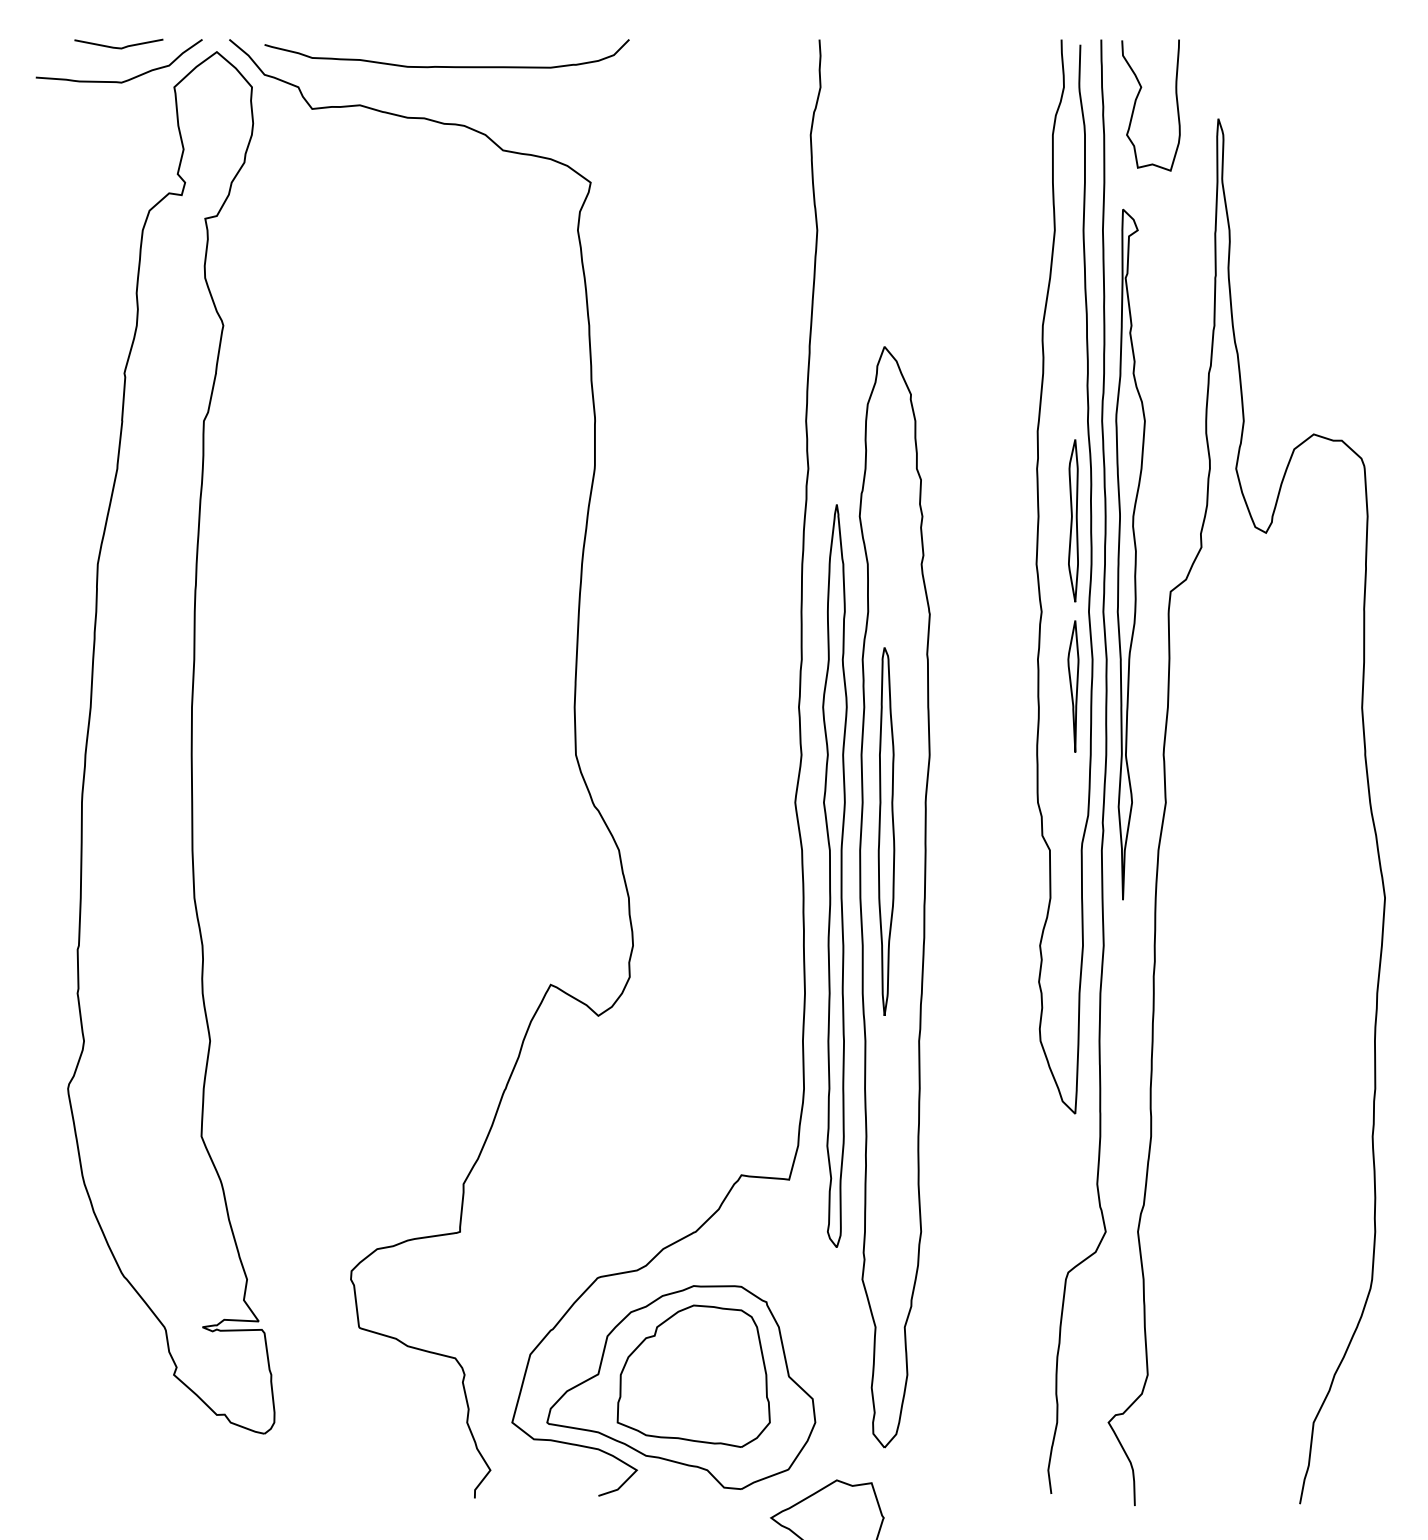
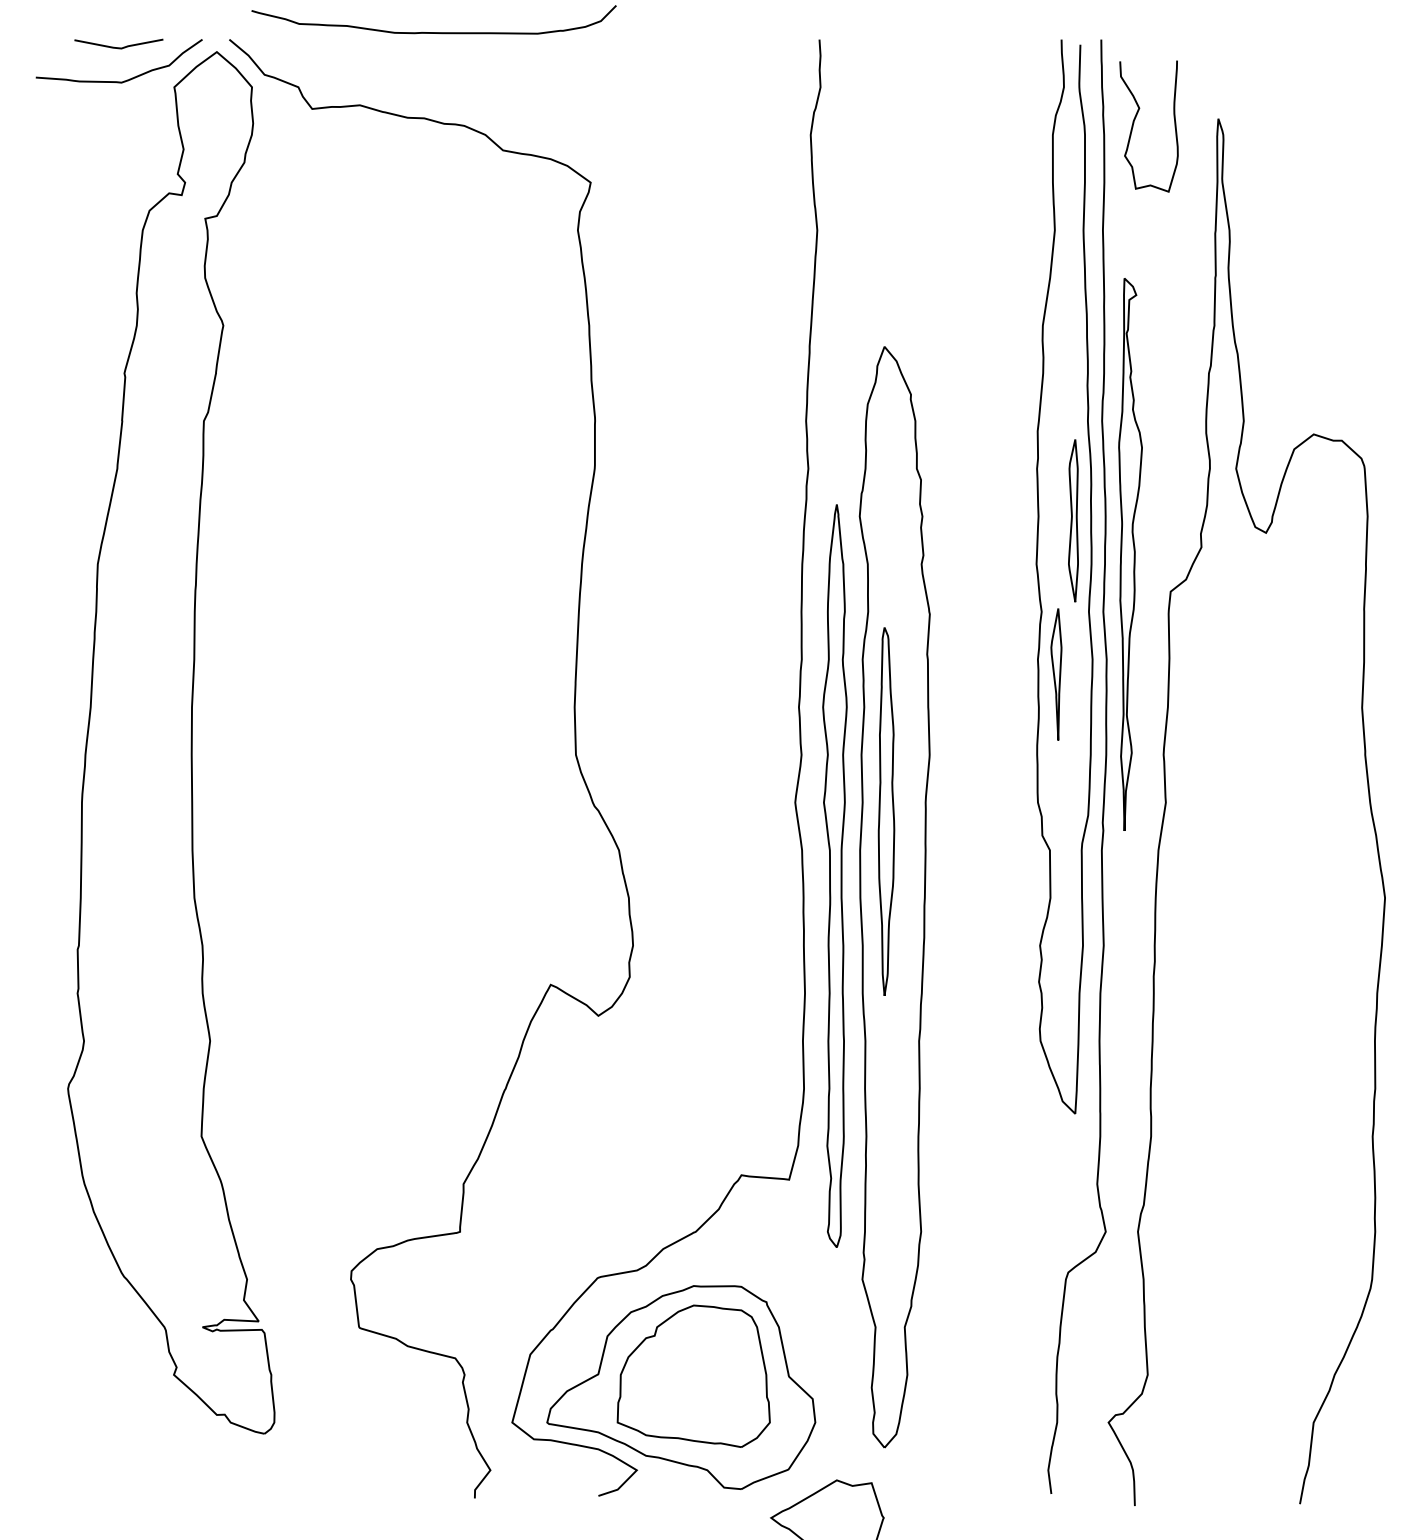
curve position: (446, 66) -> (433, 32) (433, 32)
curve position: (1136, 102) -> (1134, 123) (1134, 123)
part size: 31x693 px -> 25x553 px (1130, 554)
part position: (1073, 686) -> (1056, 674) (1056, 674)
part position: (886, 831) -> (886, 811) (886, 811)
